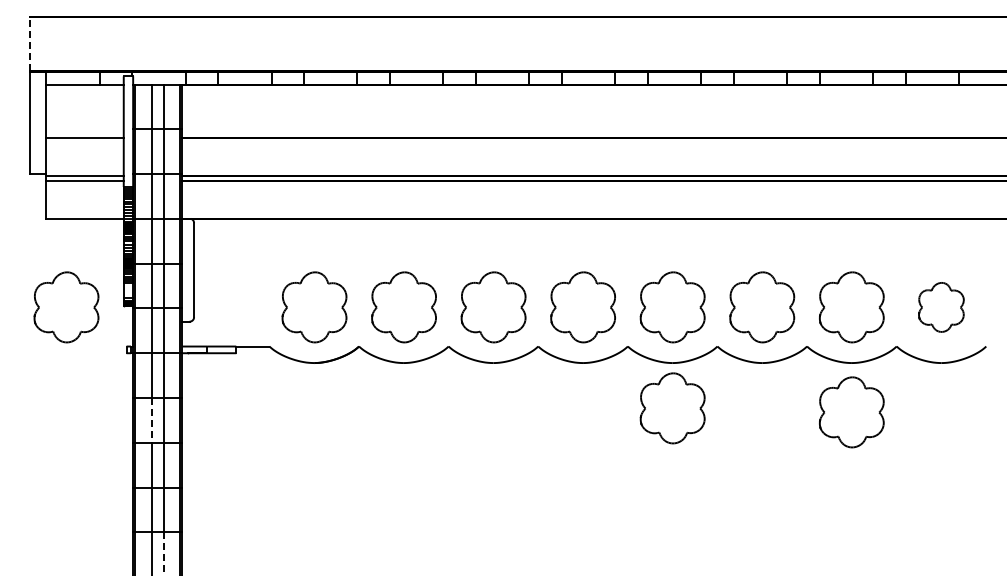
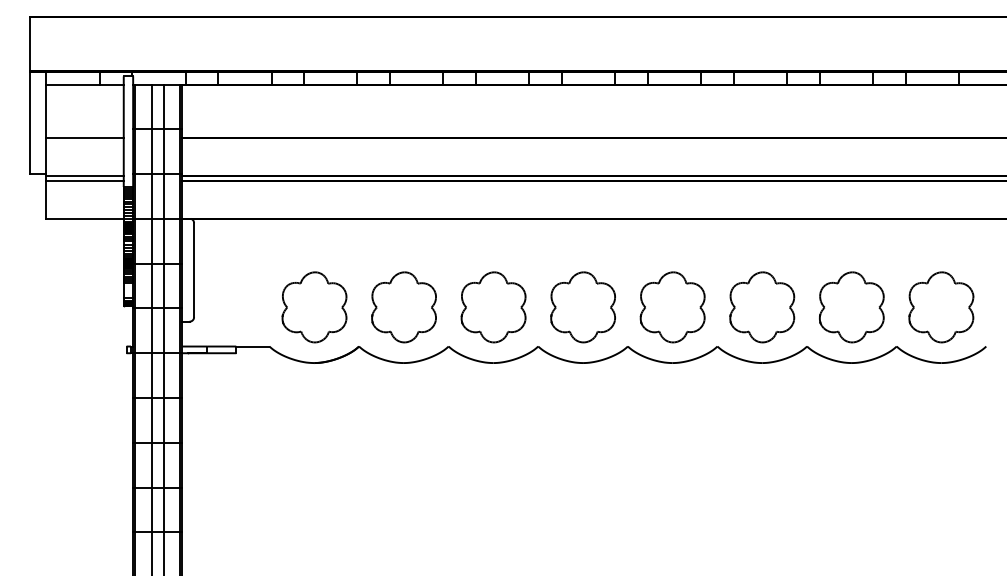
line: dashed -> solid (30, 43)
part: present -> none (66, 307)
part size: 47x51 px -> 67x73 px (941, 307)
part: present -> none (672, 408)
part: present -> none (851, 412)
line: dashed -> solid (151, 420)
line: dashed -> solid (163, 554)
